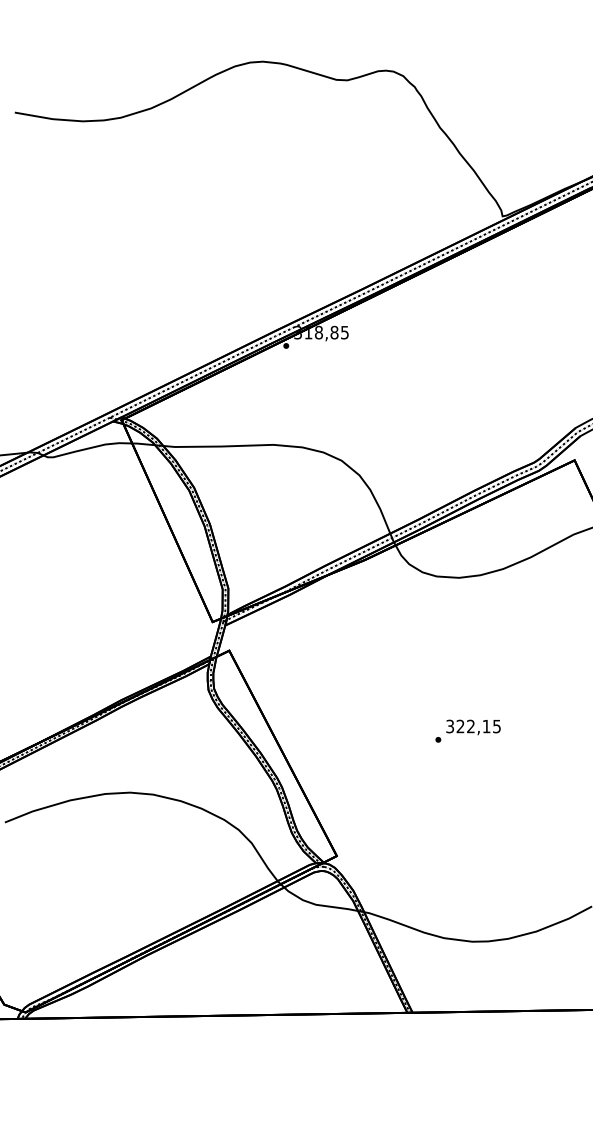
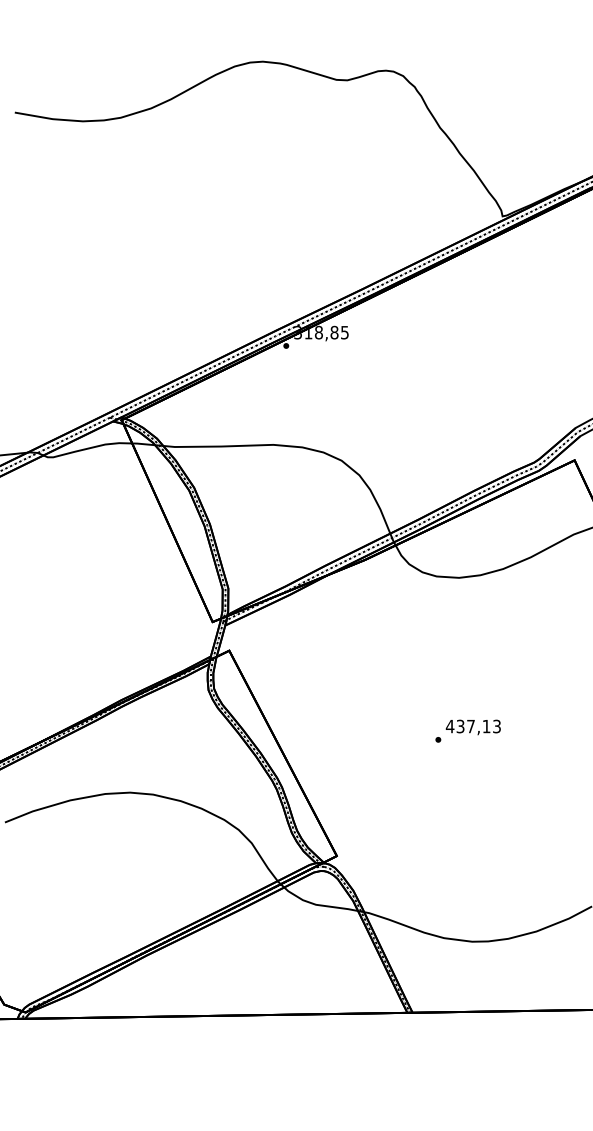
text: 322,15 -> 437,13 (472, 726)
